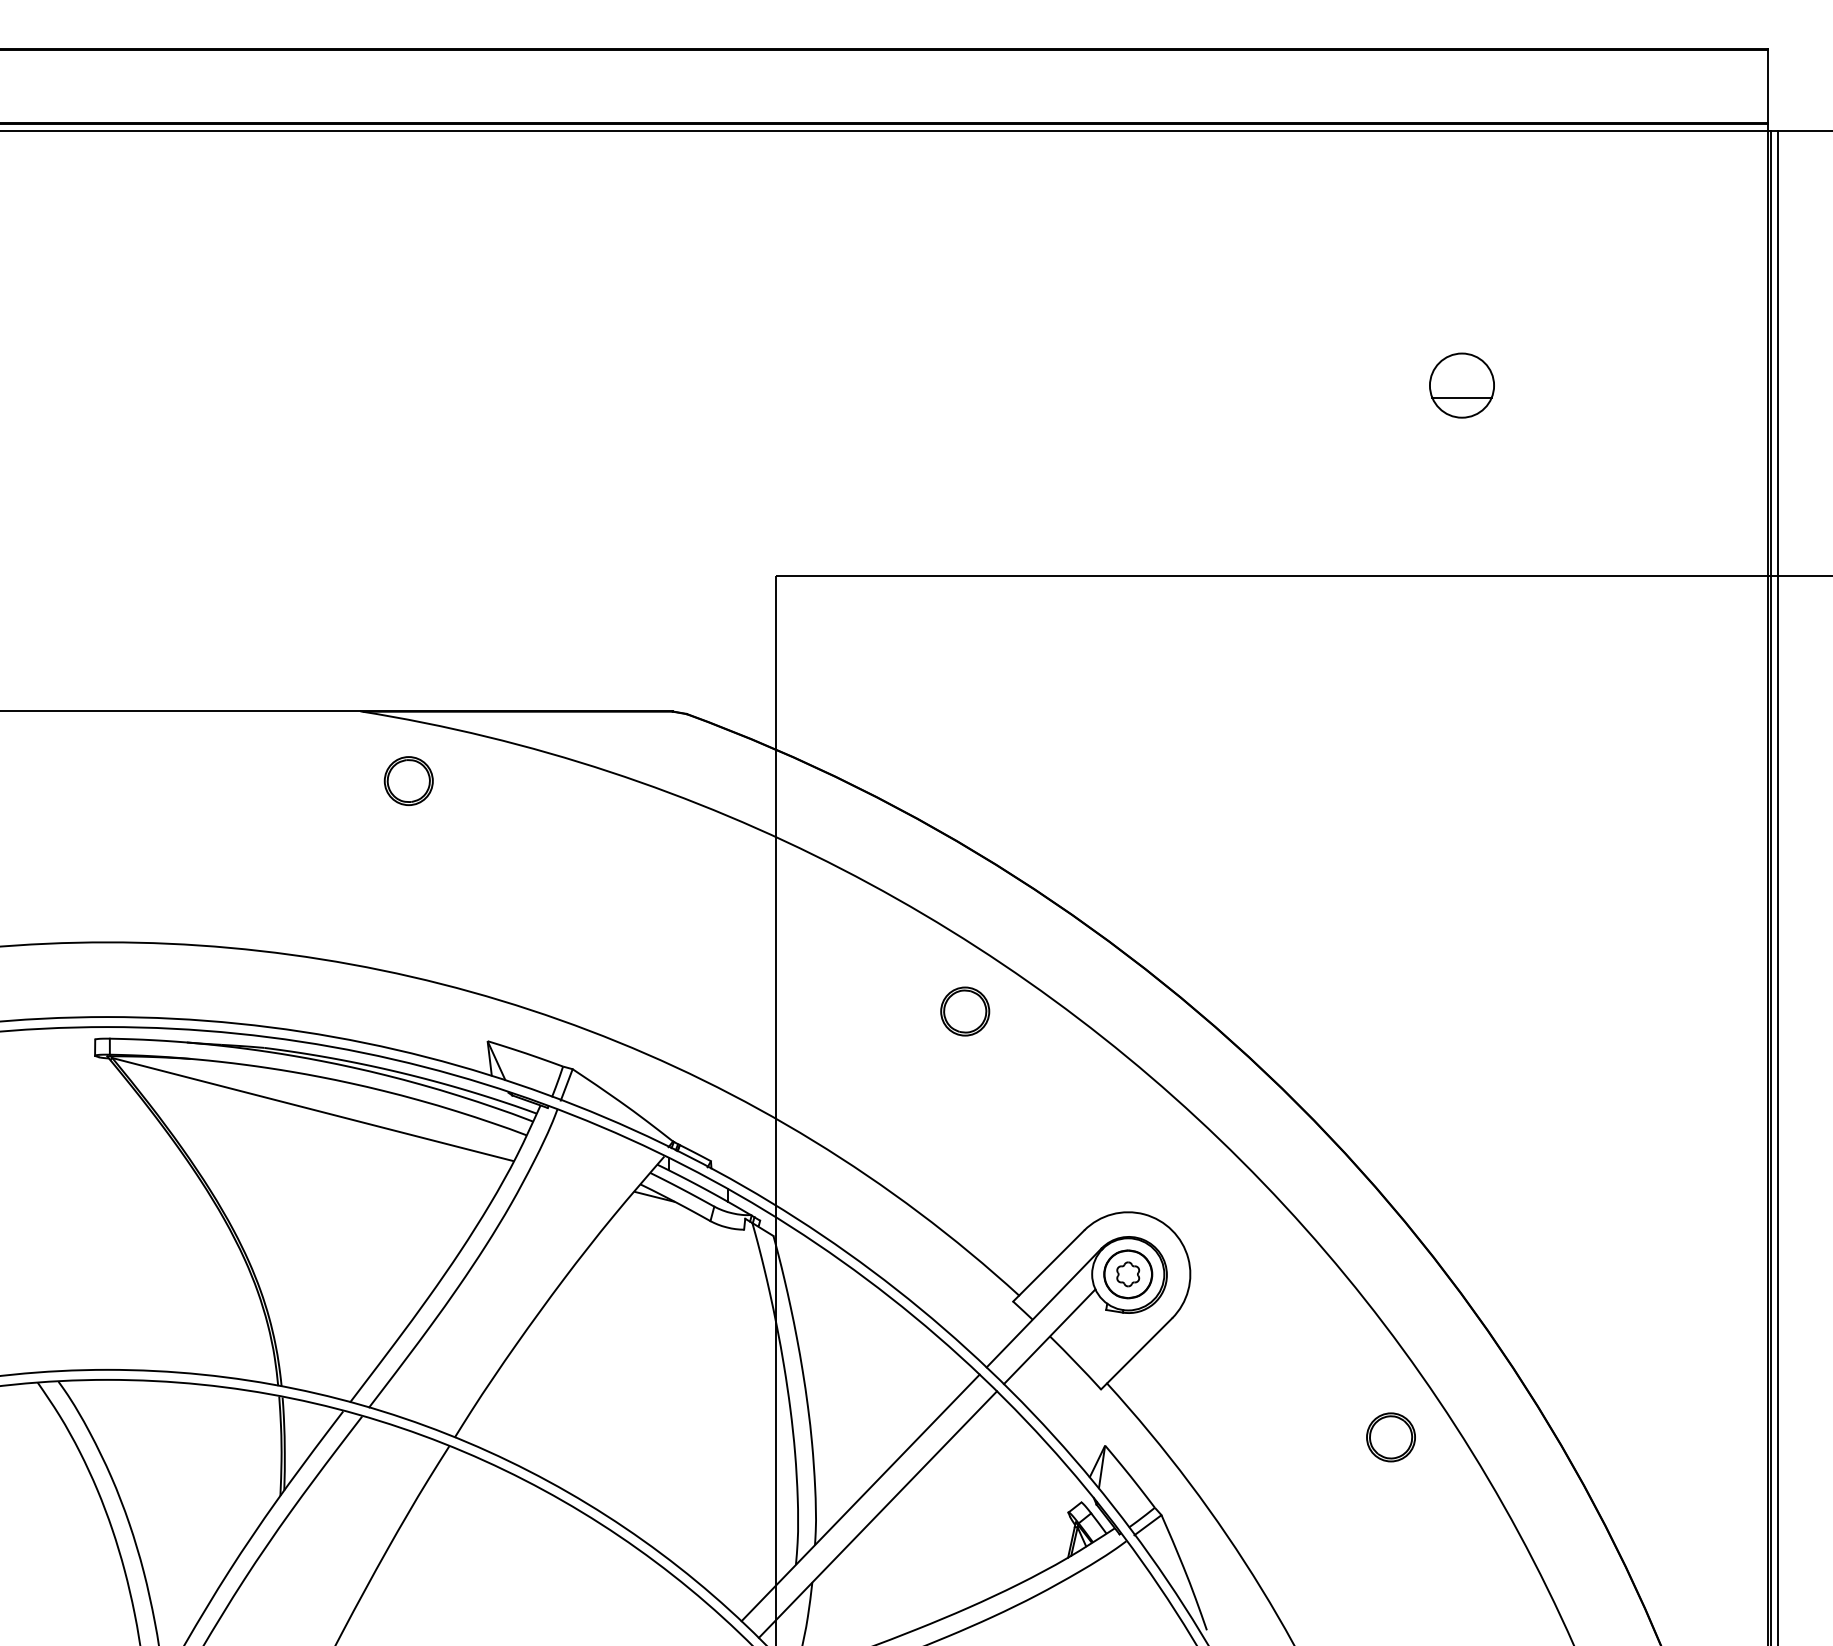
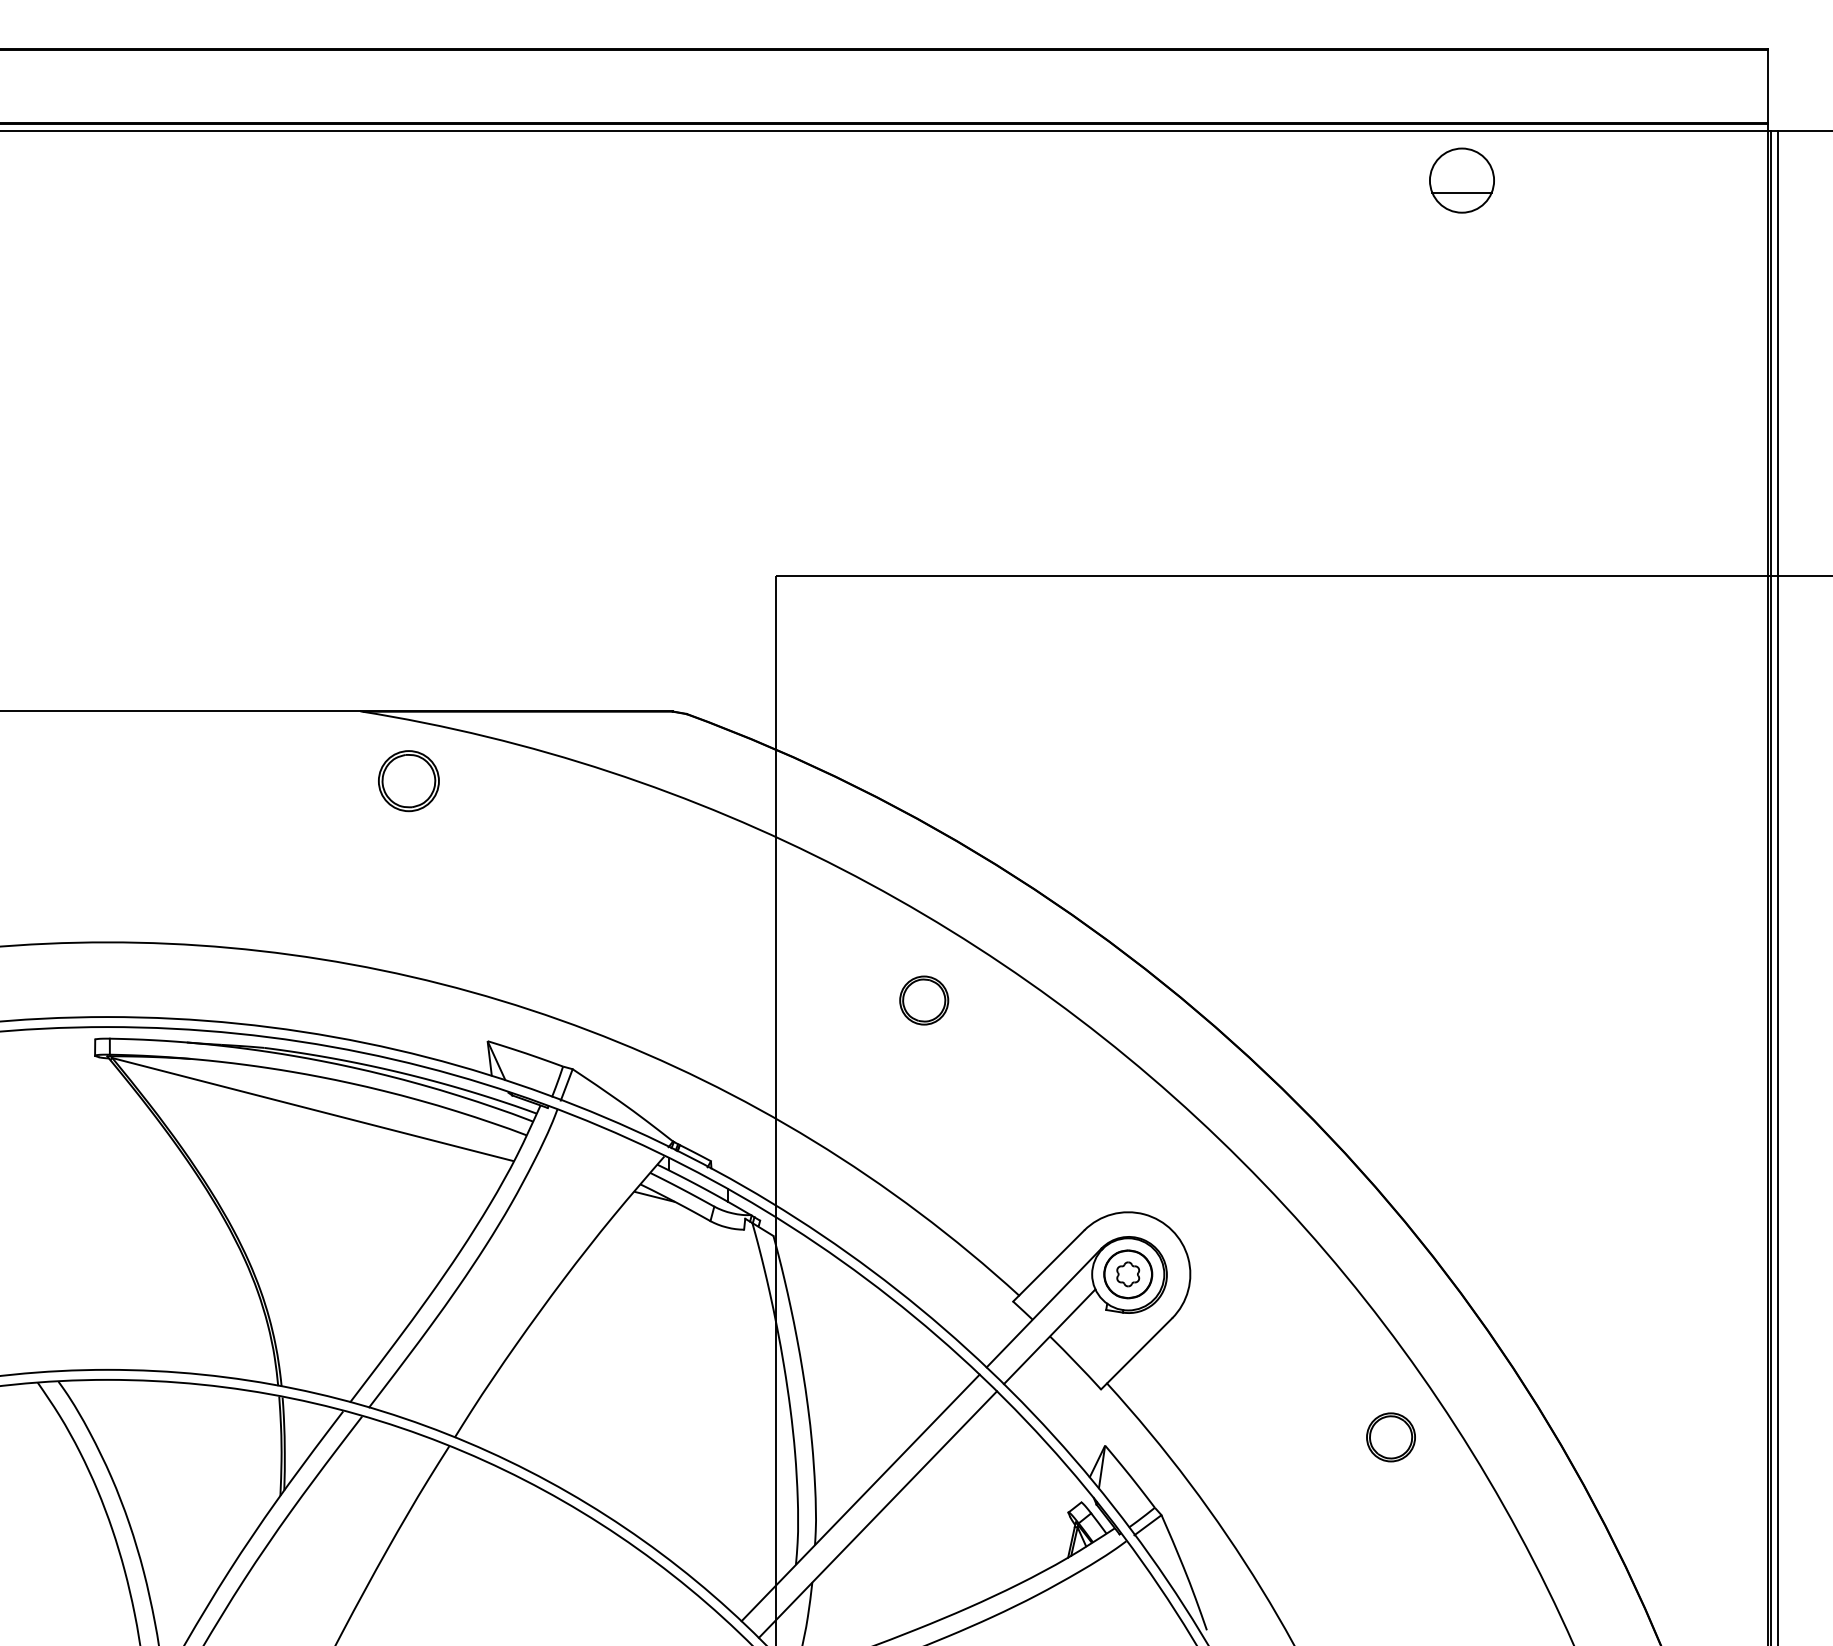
part position: (1461, 385) -> (1461, 180) (1461, 180)
part size: 51x50 px -> 62x63 px (408, 781)
part position: (965, 1011) -> (924, 1000) (924, 1000)
